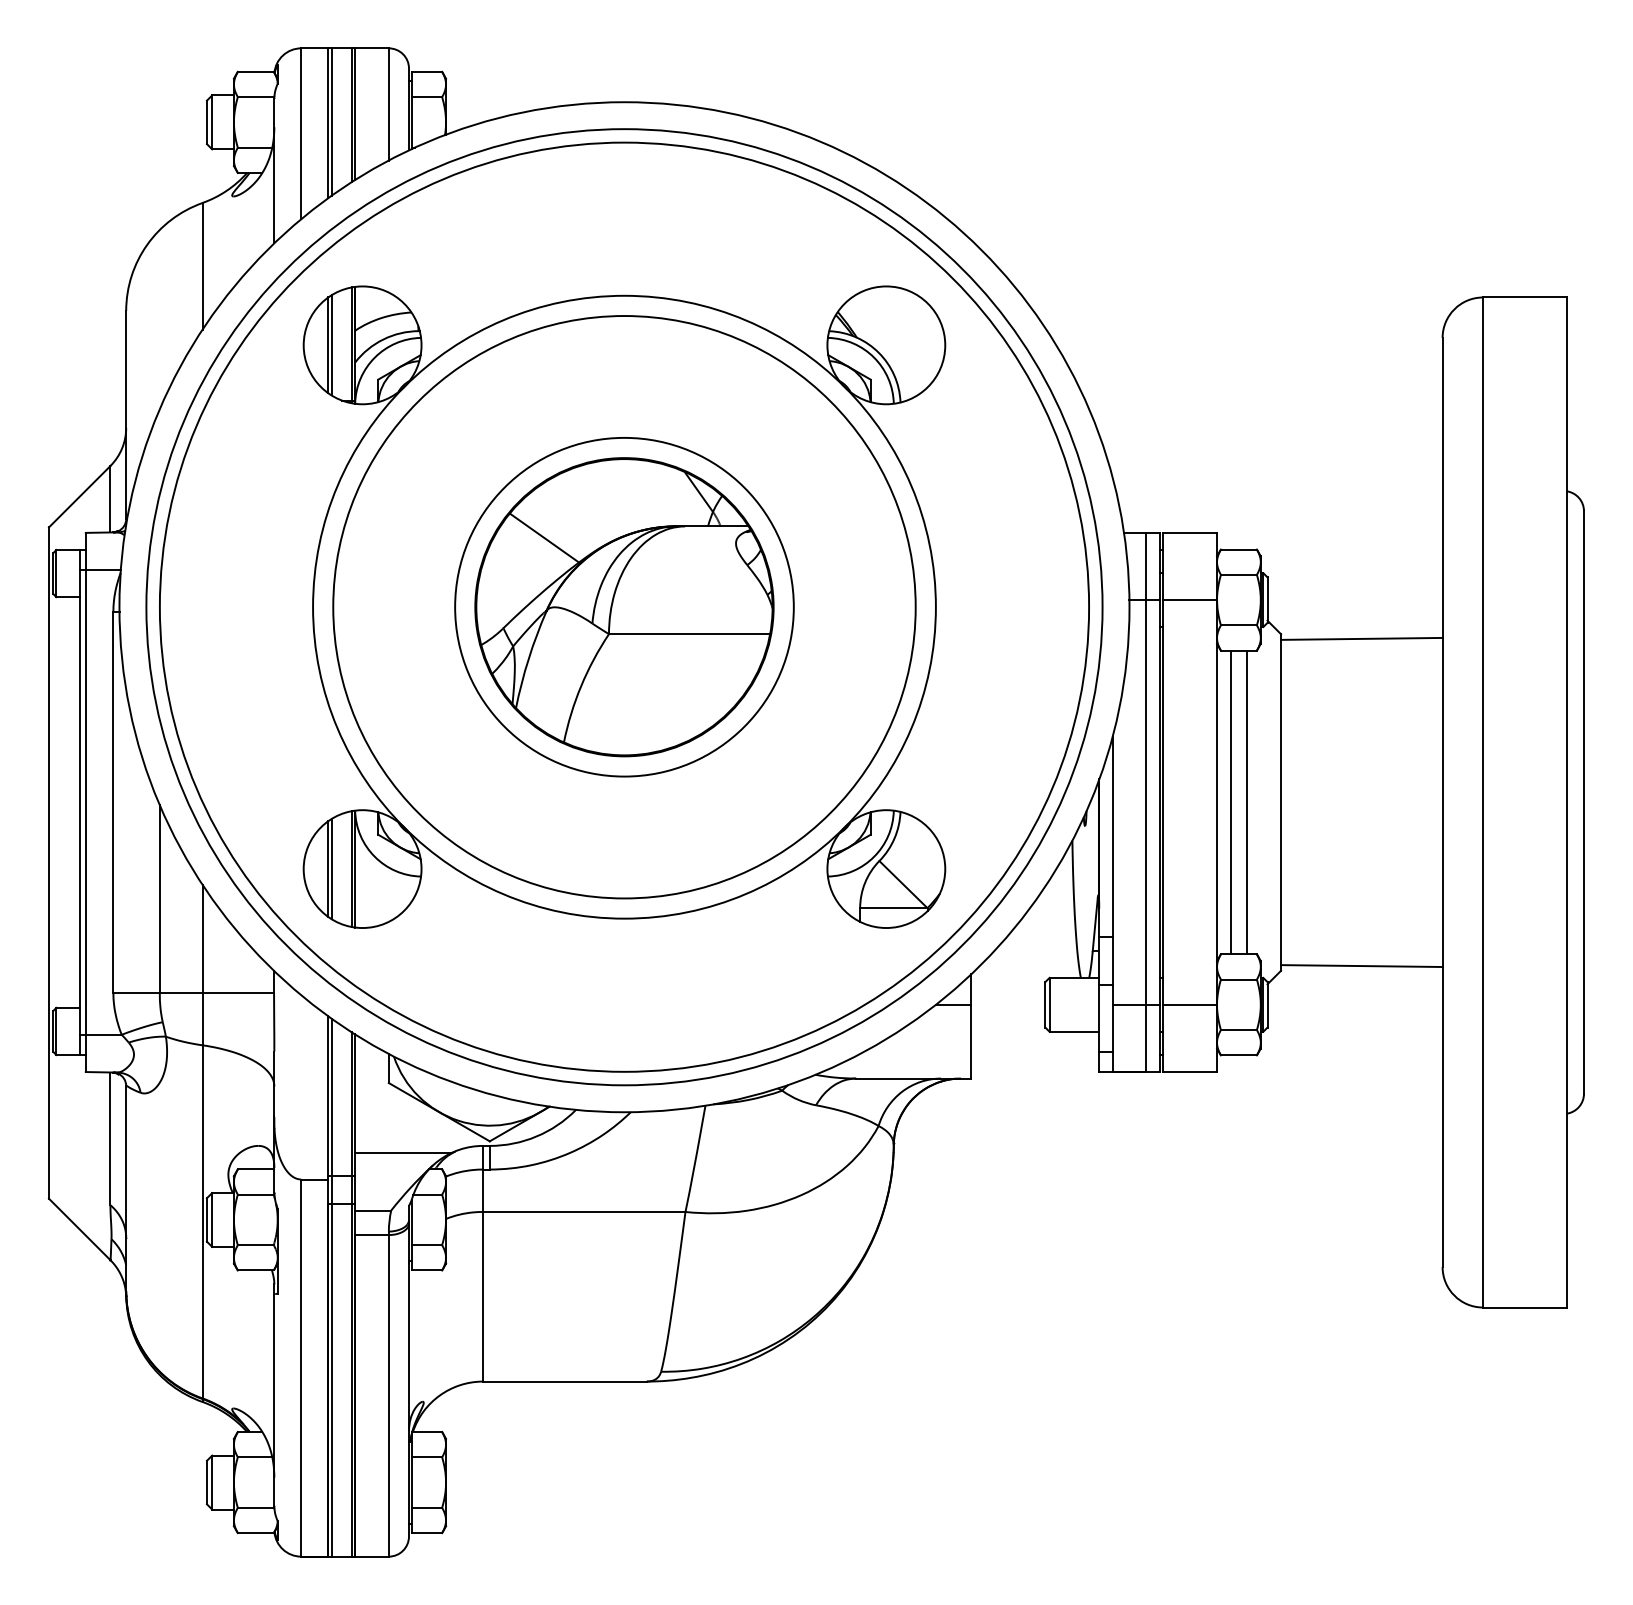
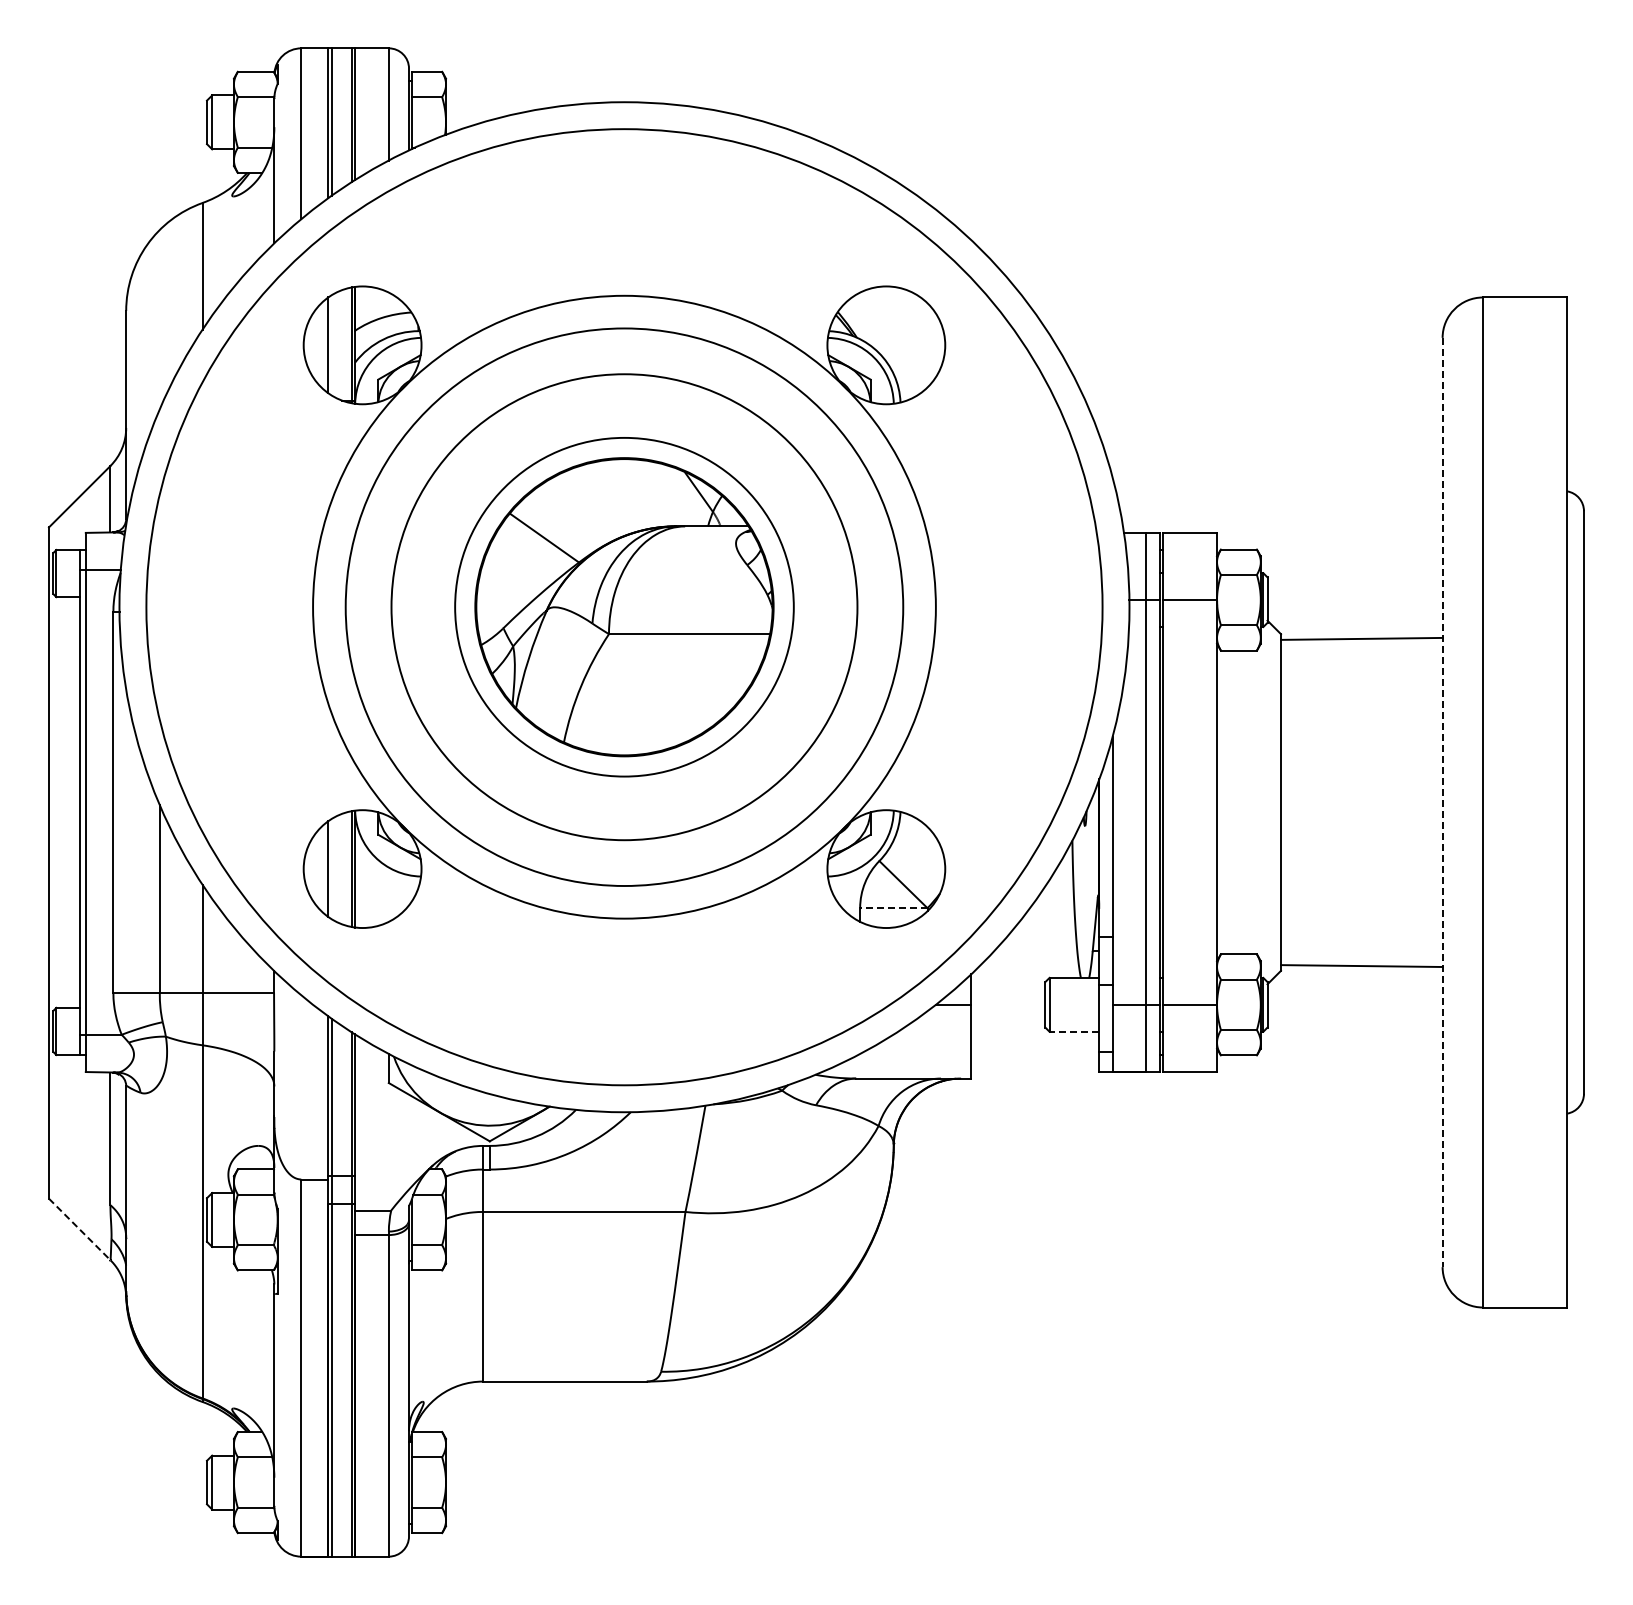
line: present -> none (331, 345)
circle diameter: 929 px -> 558 px (624, 607)
circle diameter: 582 px -> 466 px (624, 607)
line: present -> none (1230, 802)
line: present -> none (1247, 802)
line: solid -> dashed (1442, 802)
line: present -> none (331, 869)
line: solid -> dashed (893, 908)
line: solid -> dashed (1074, 1031)
line: present -> none (403, 1152)
line: solid -> dashed (79, 1229)
